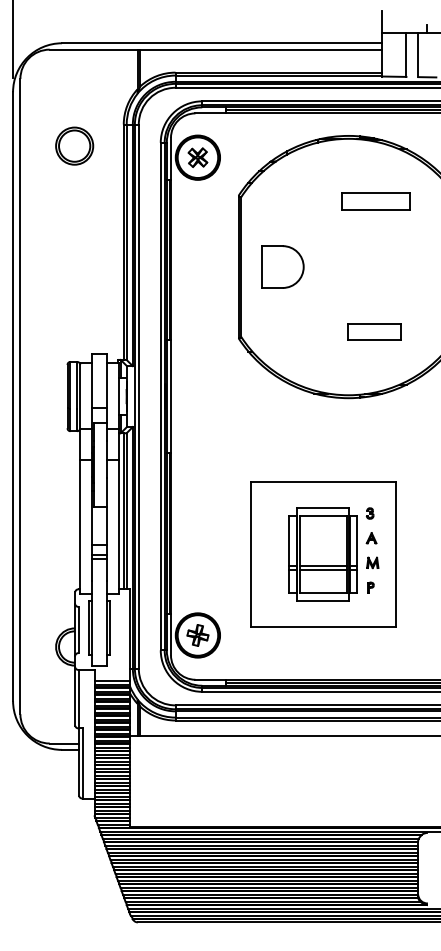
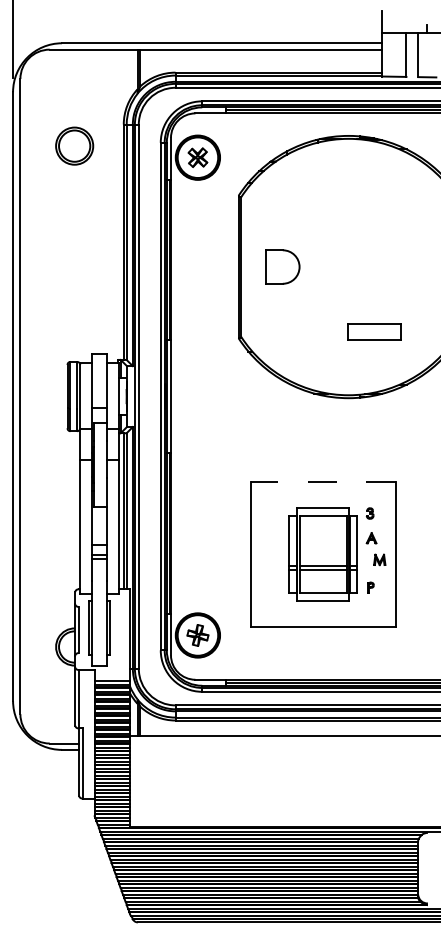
part: present -> none (375, 201)
part size: 44x44 px -> 36x36 px (282, 266)
line: solid -> dashed (322, 482)
part position: (372, 562) -> (379, 559) (379, 559)
